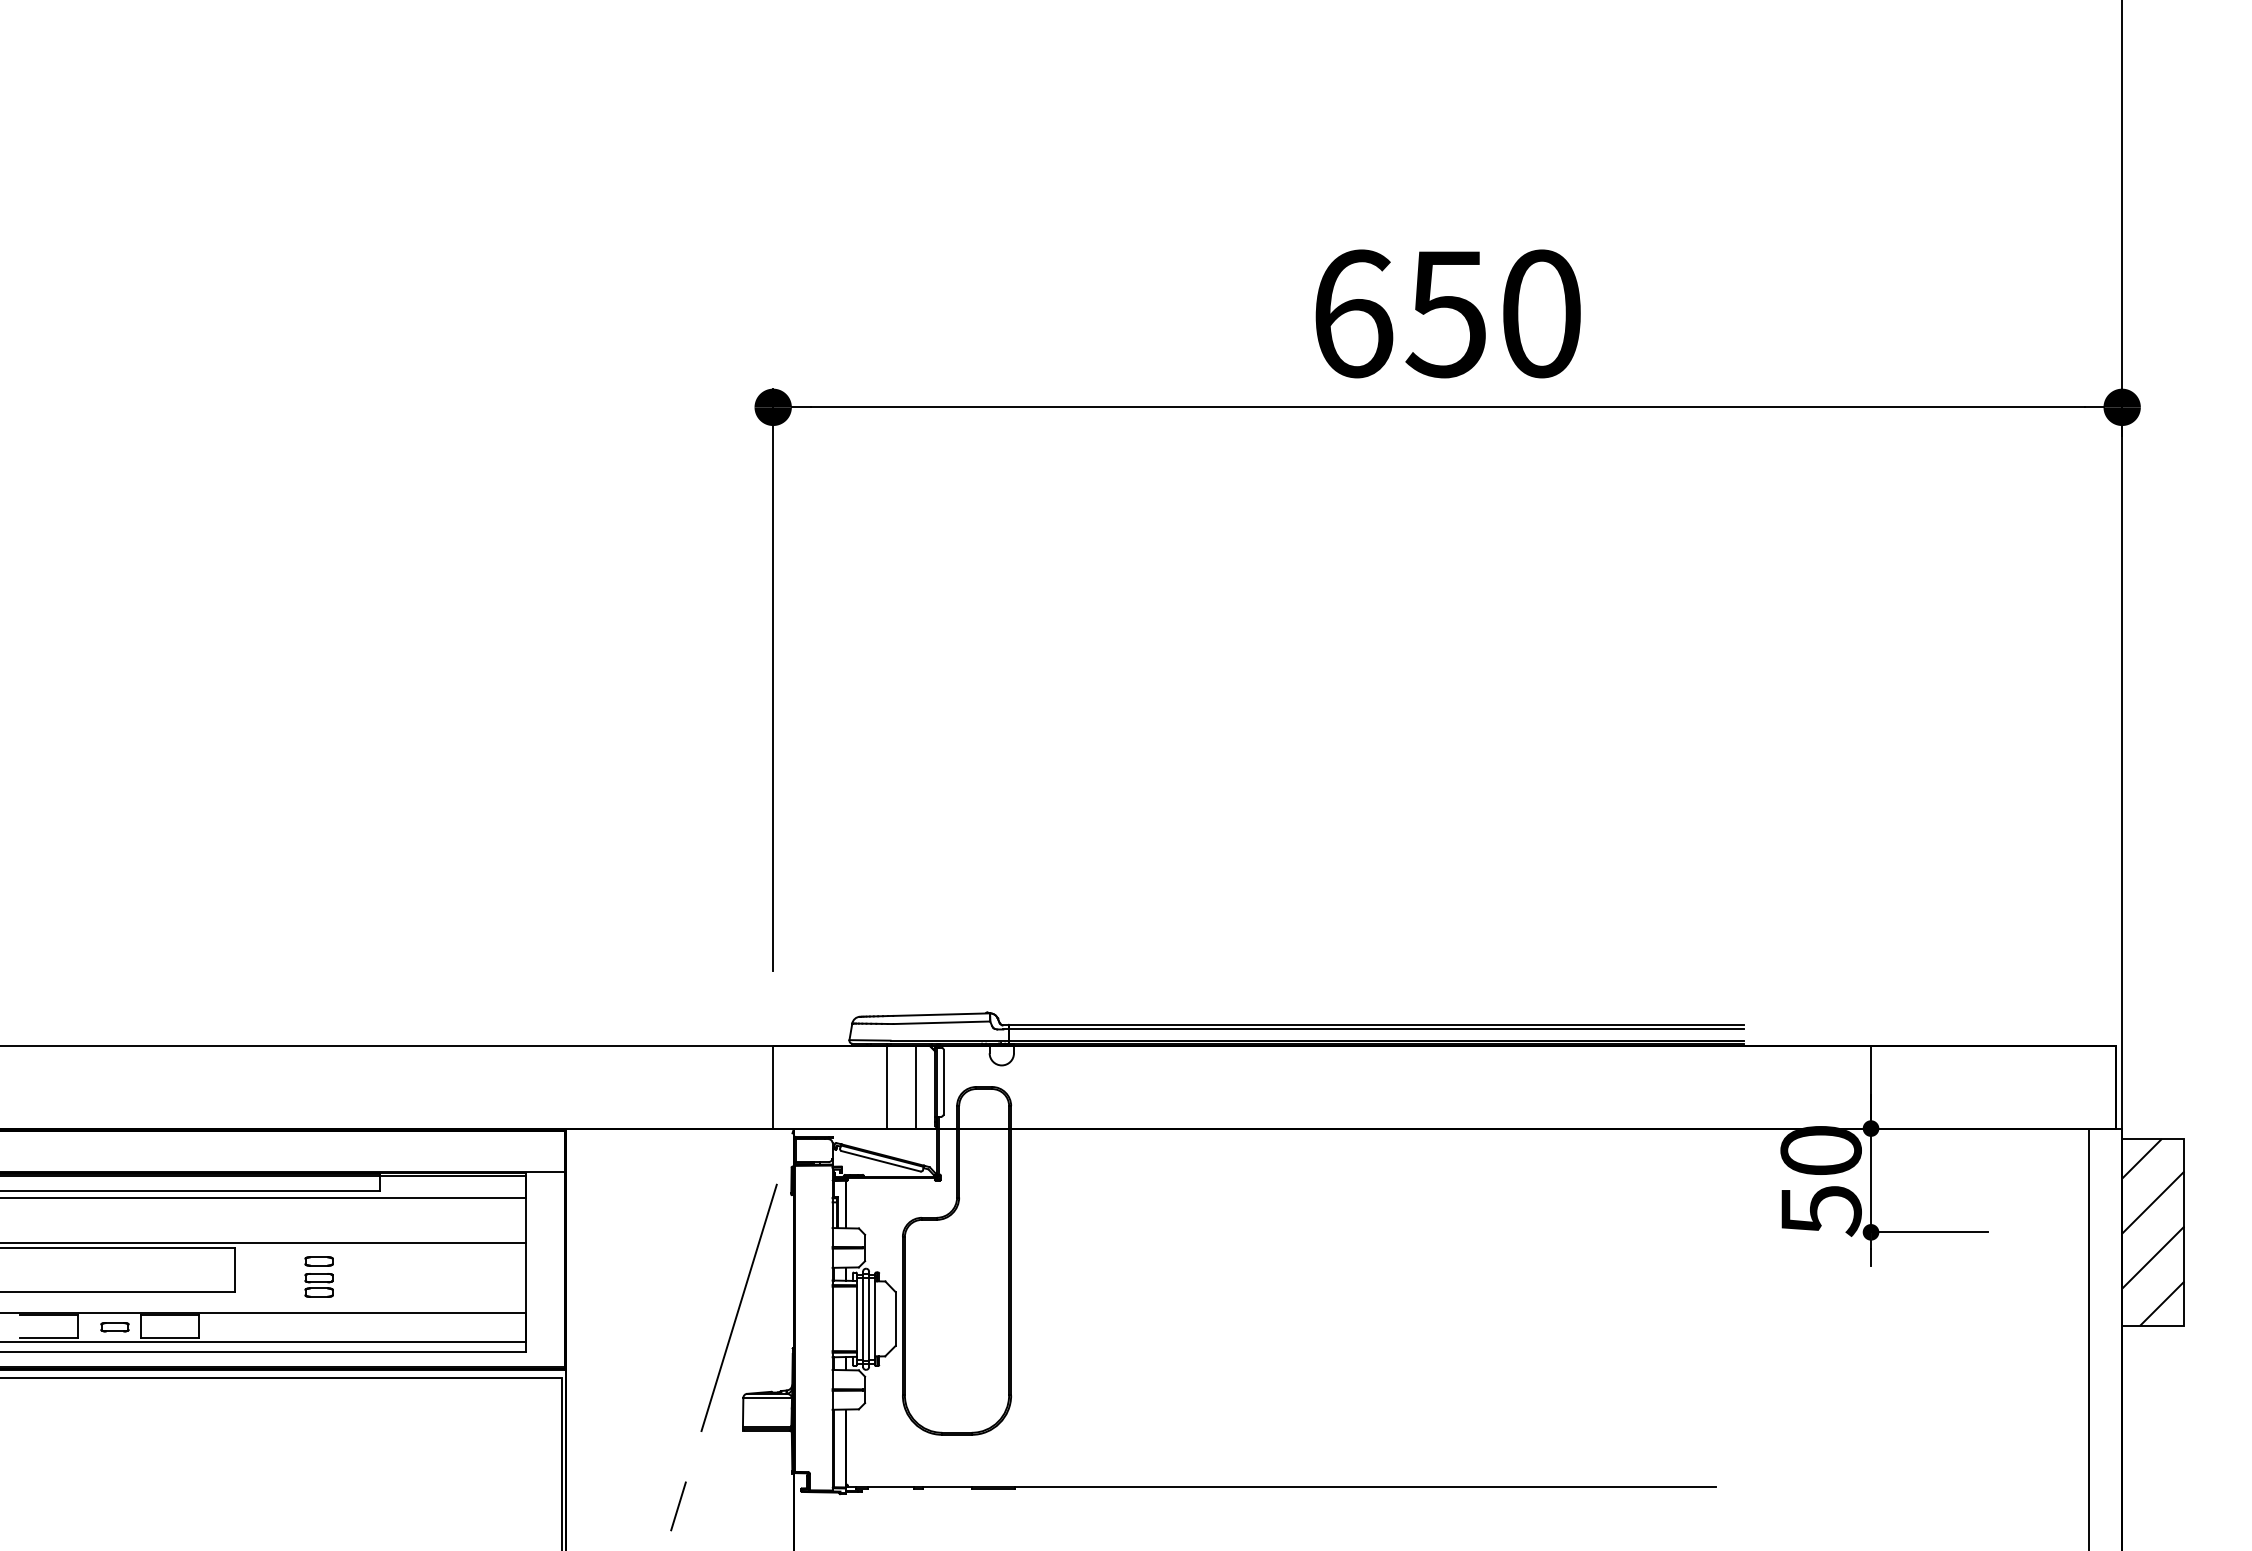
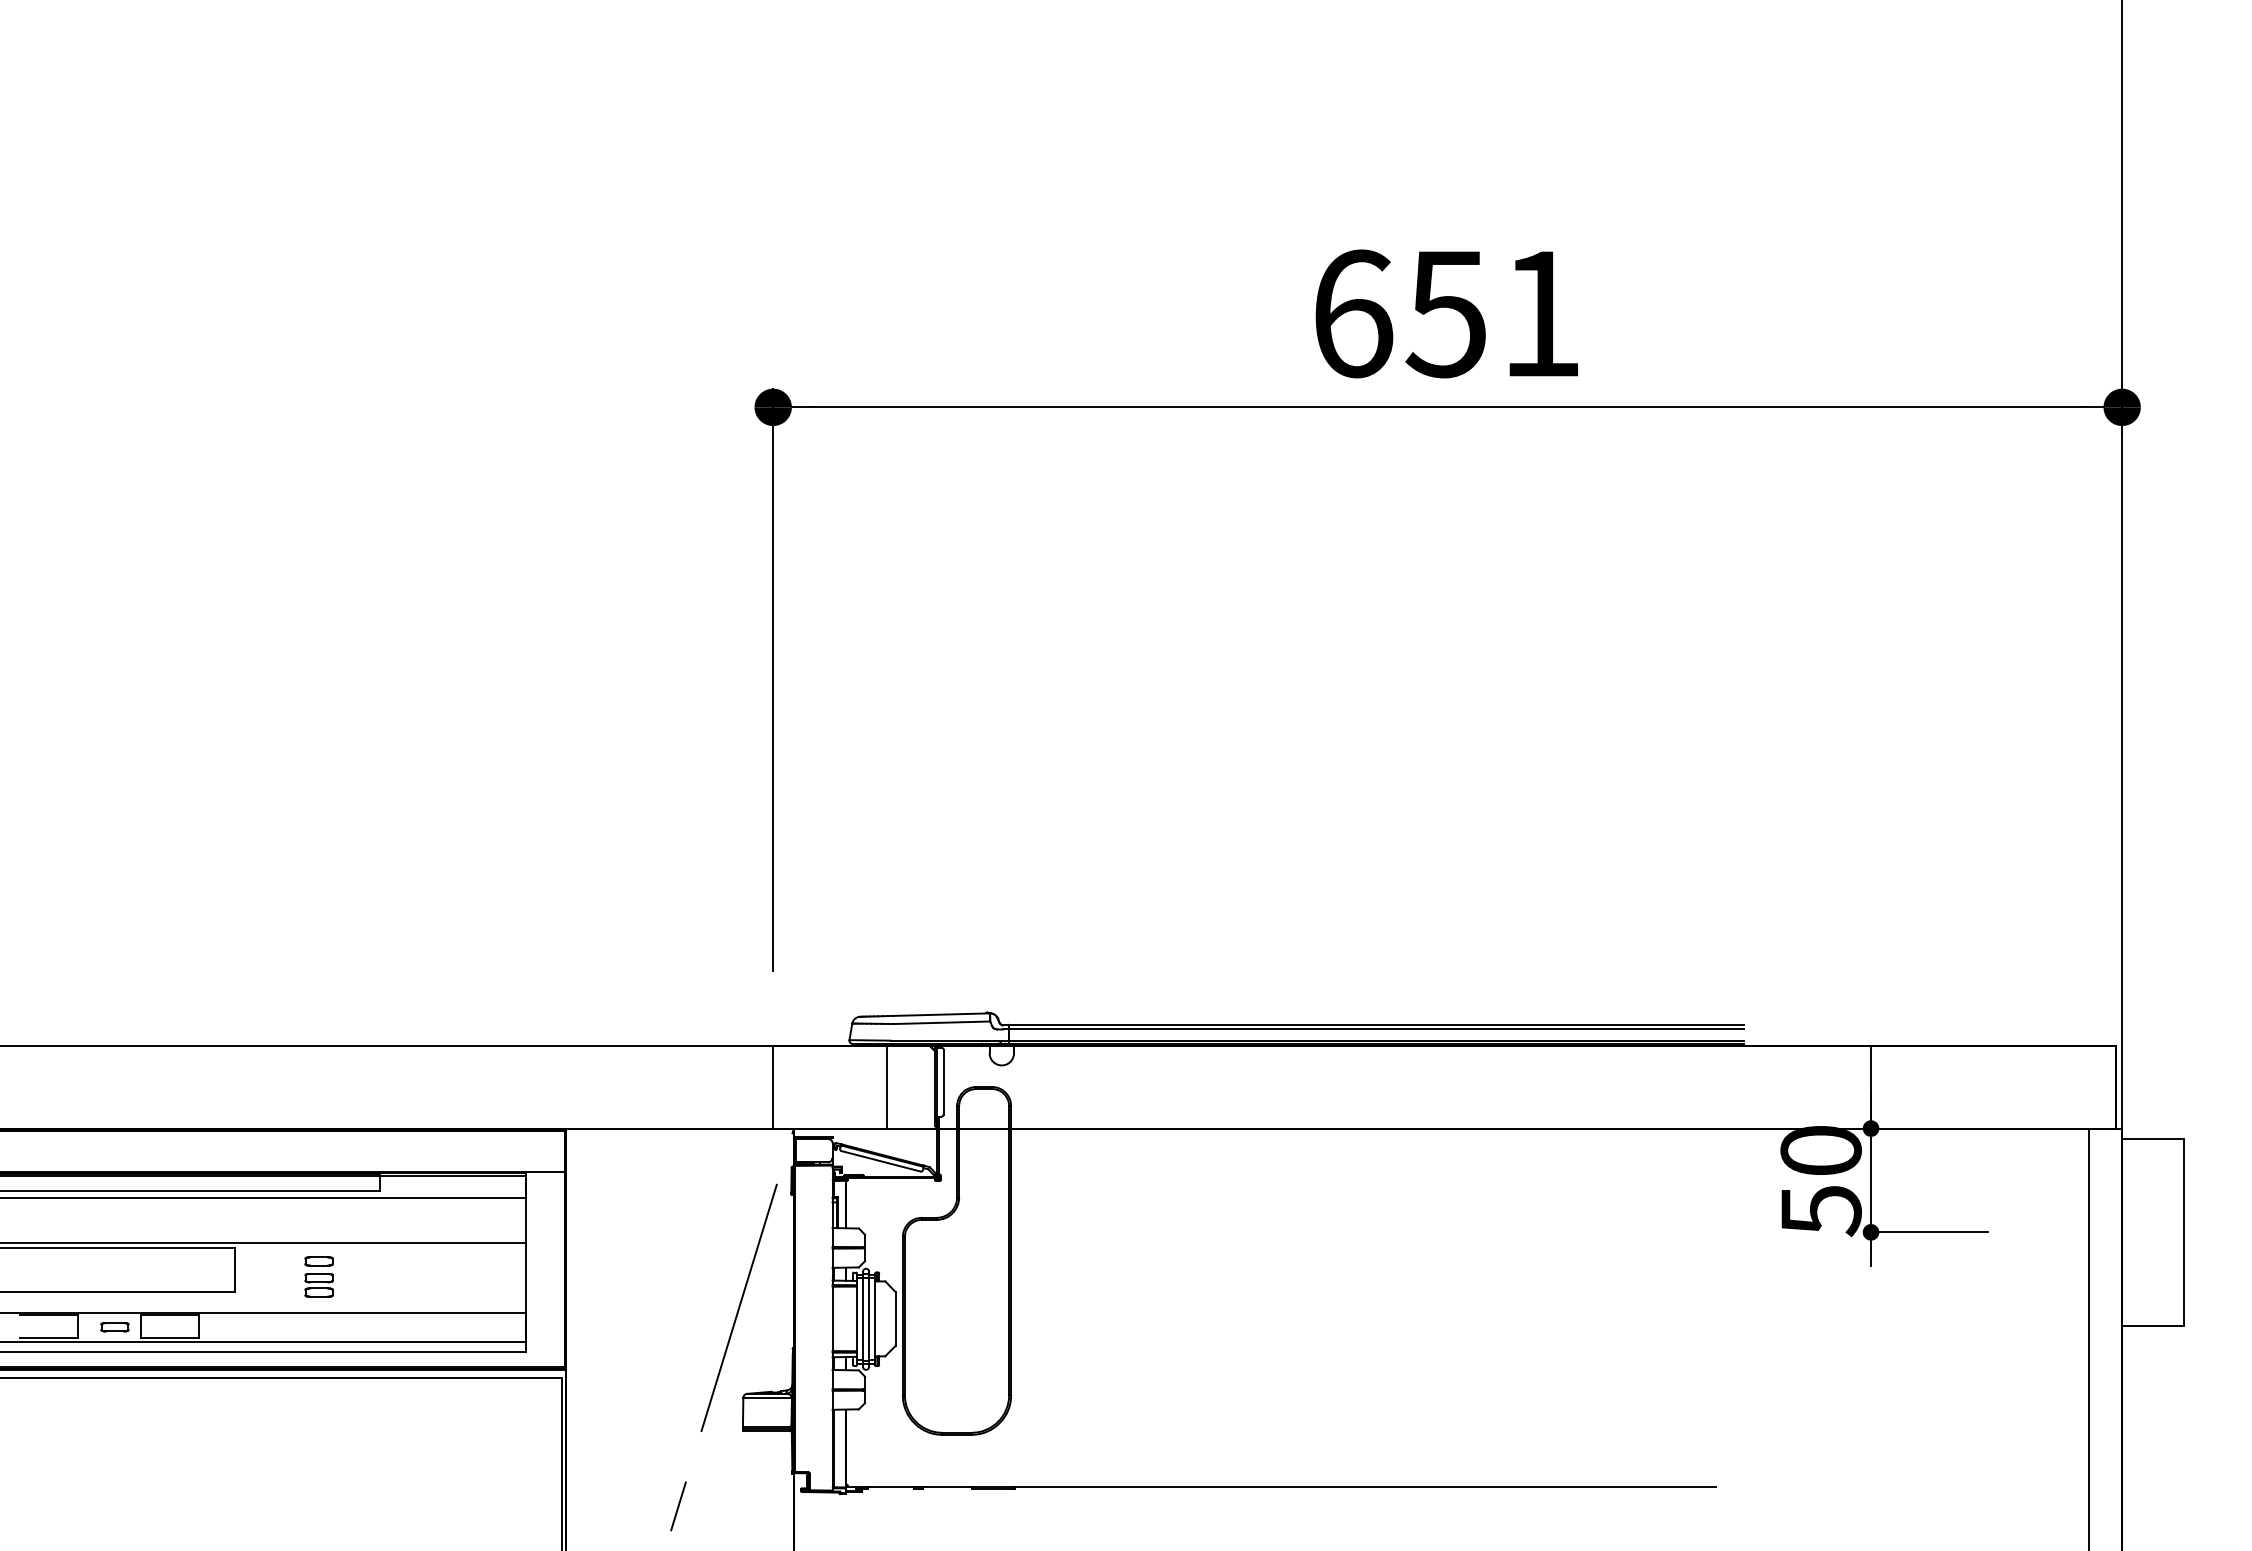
text: 650 -> 651 (1541, 313)
line: present -> none (916, 1086)
hatch: present -> none (2153, 1231)
